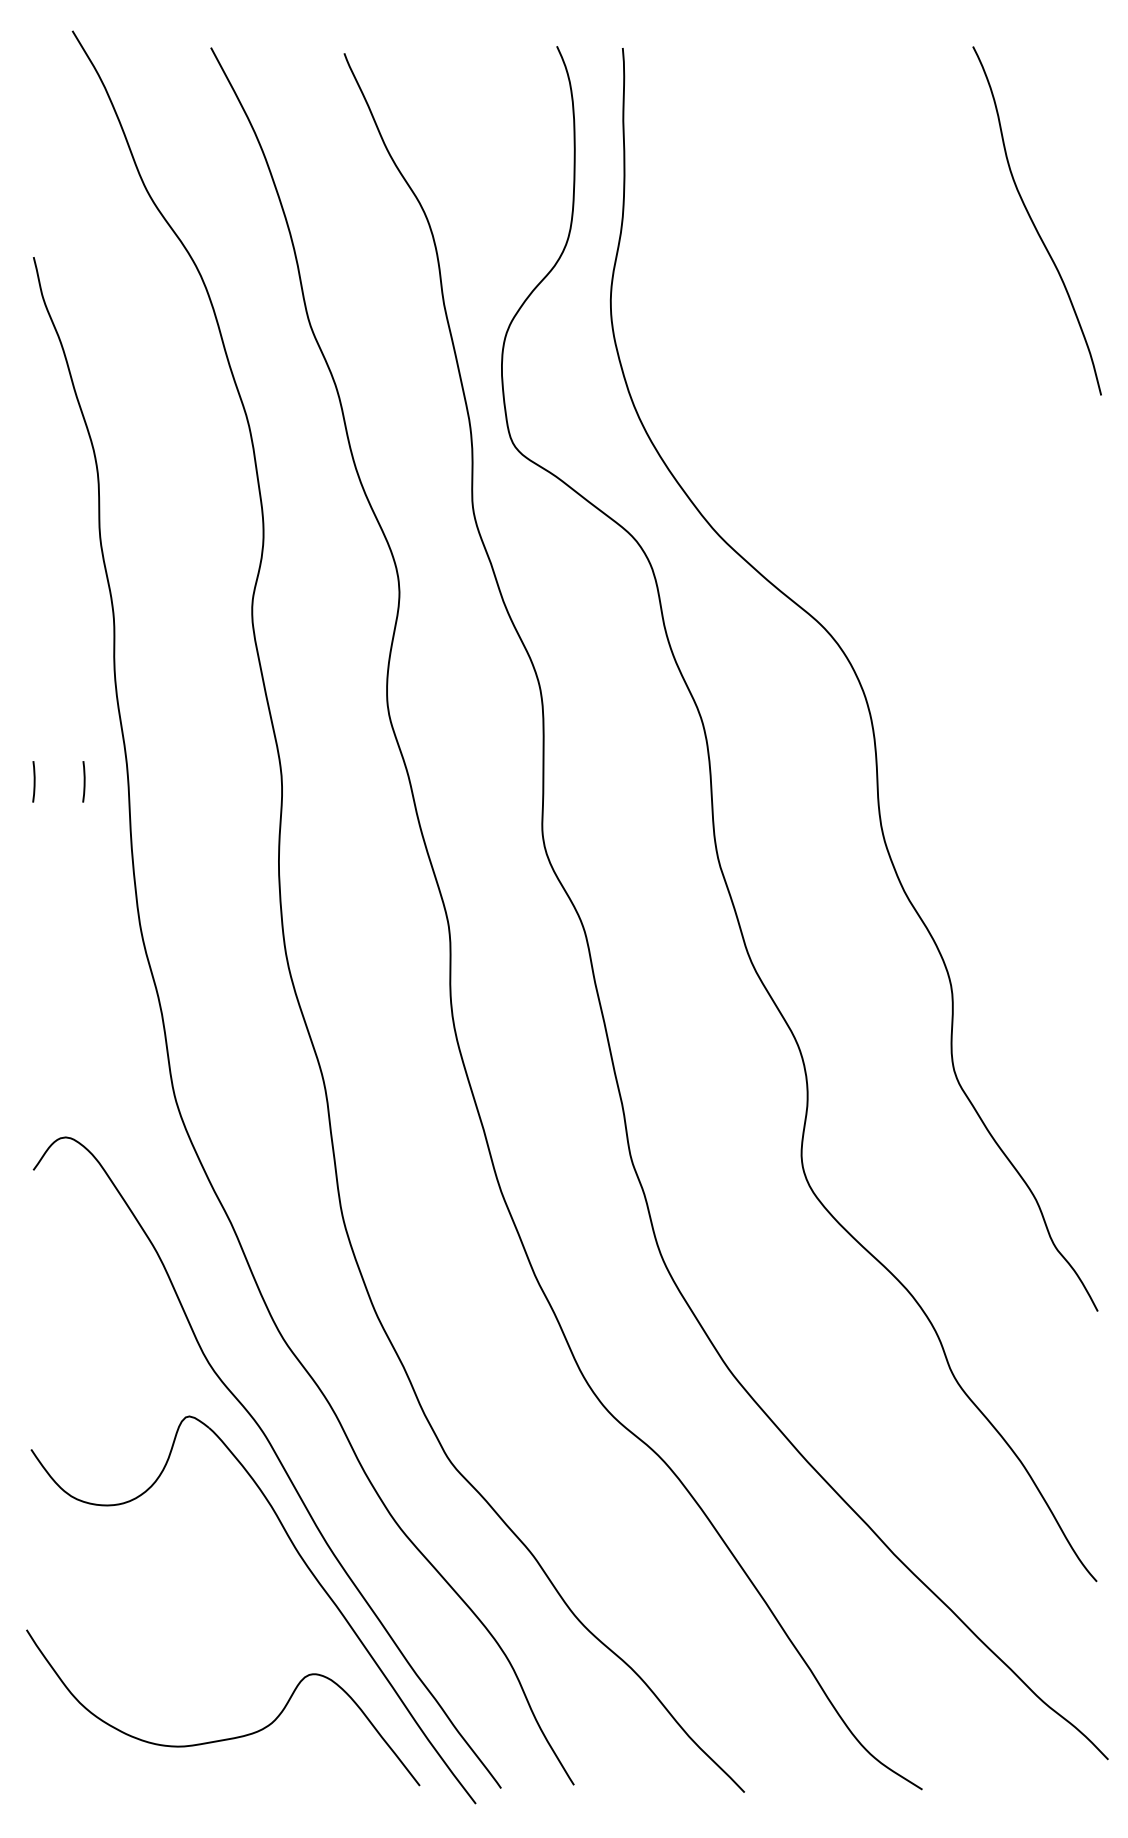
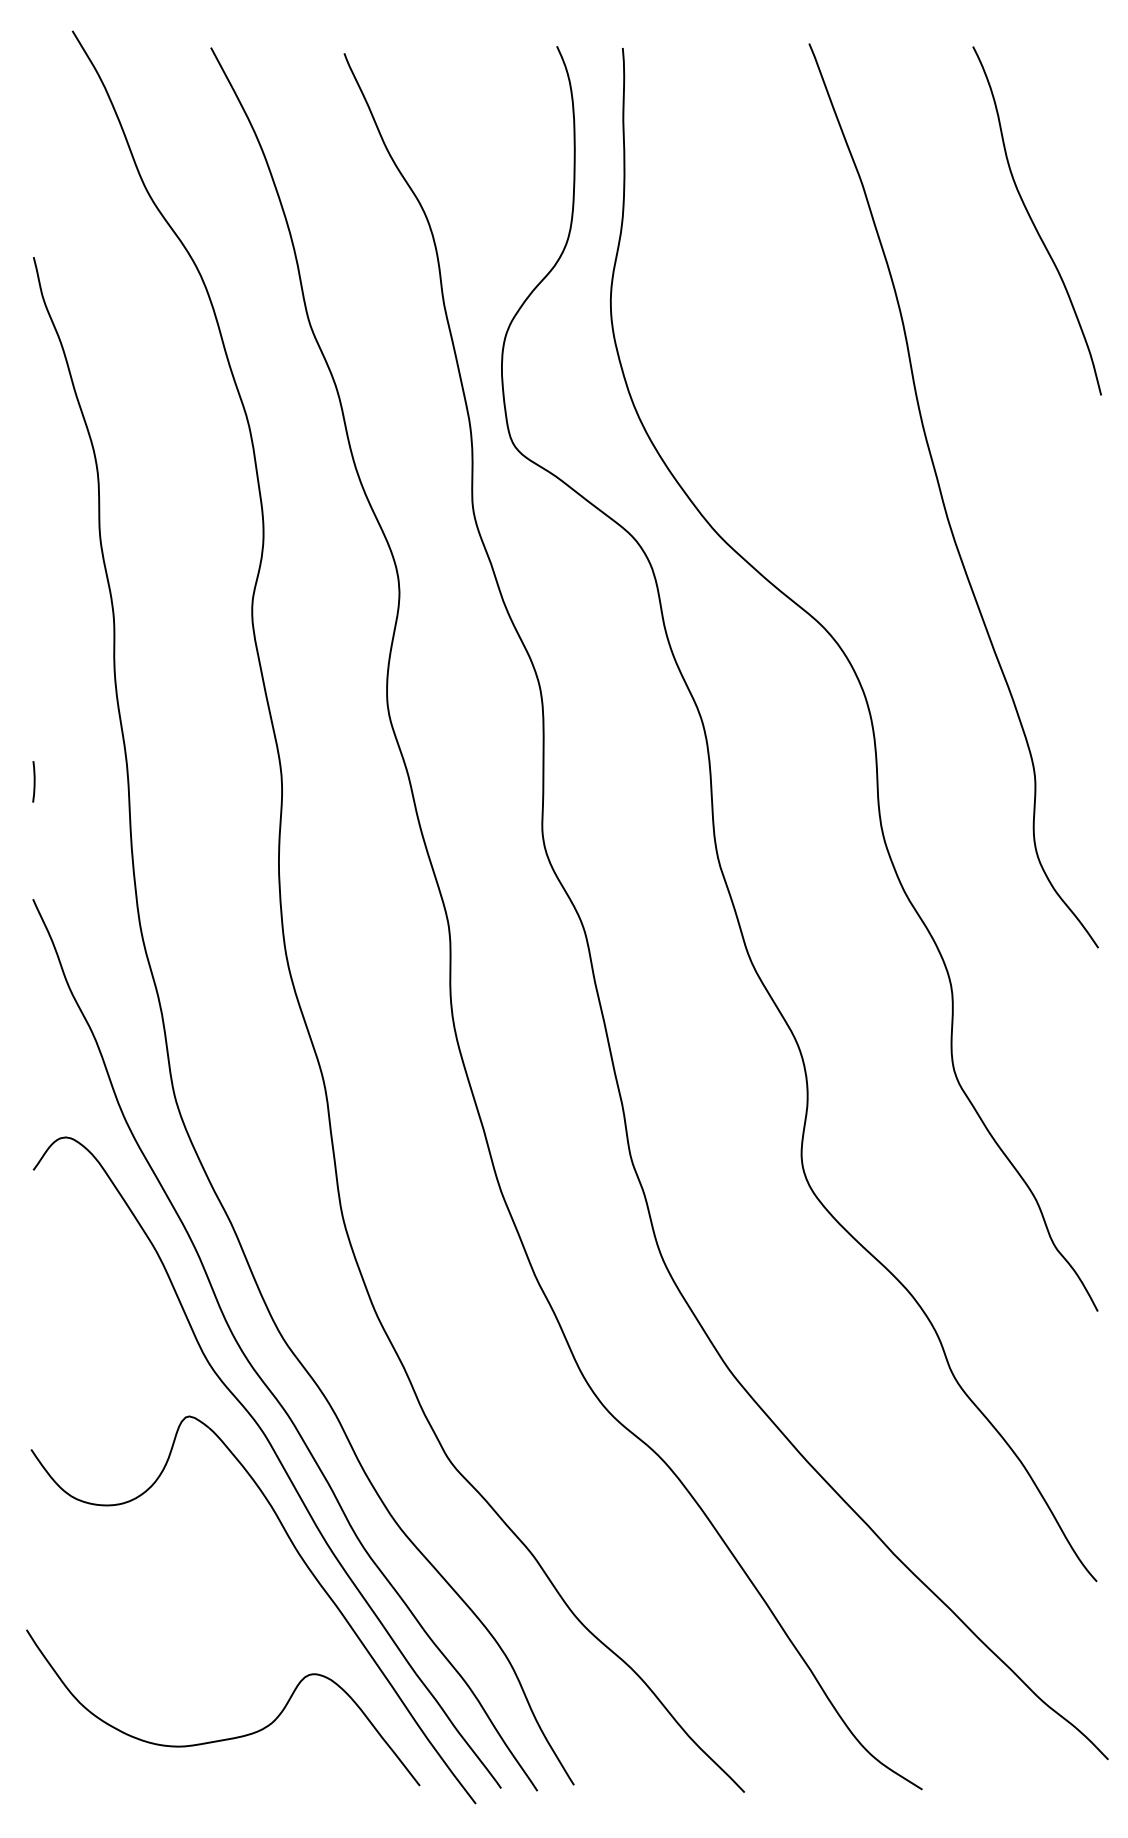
curve: none -> present (943, 498)
line: present -> none (83, 781)
curve: none -> present (253, 1366)
